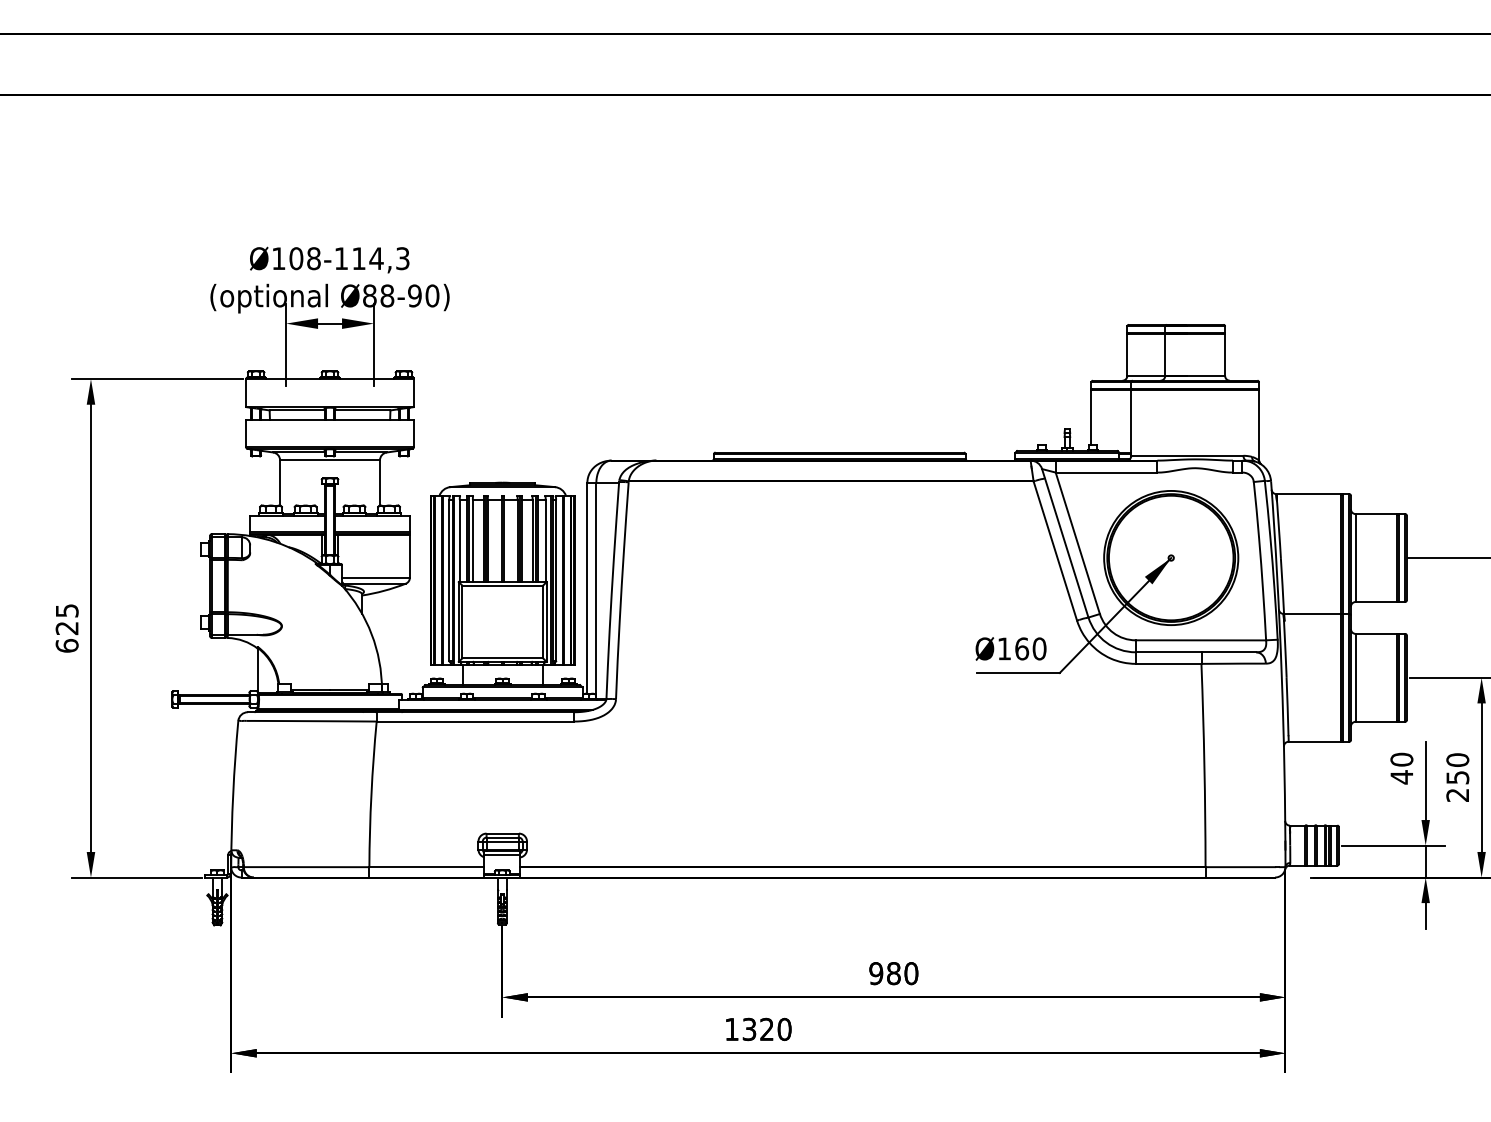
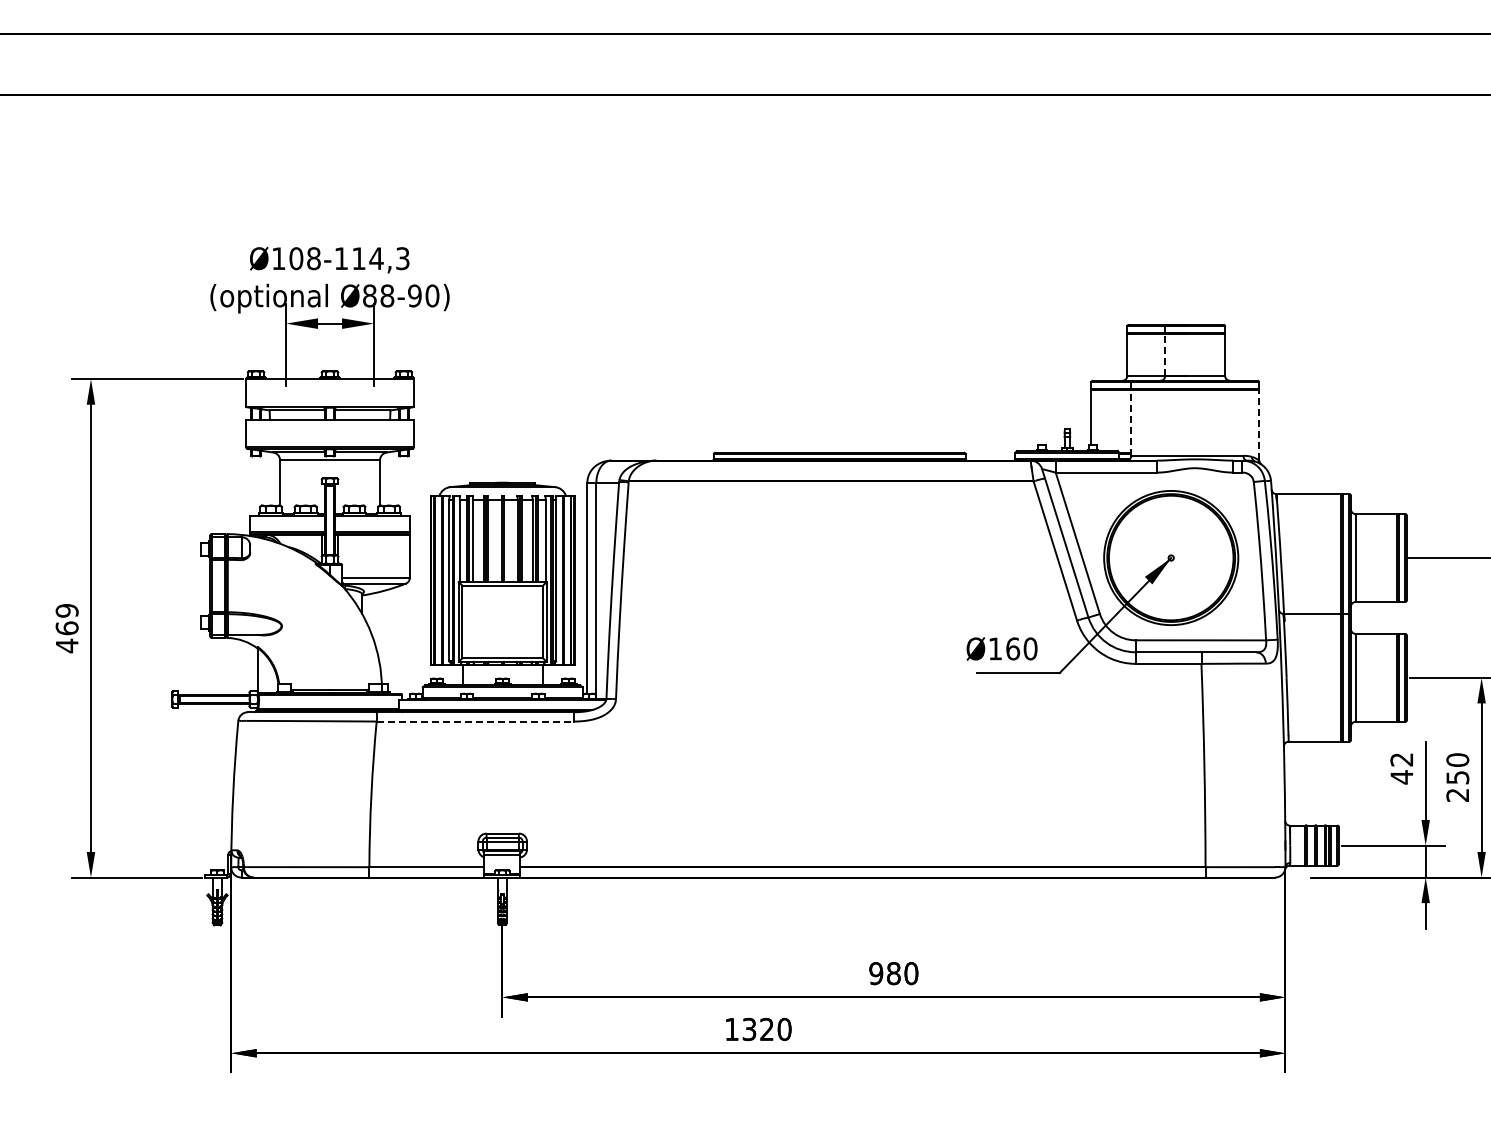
line: solid -> dashed (1165, 355)
line: solid -> dashed (1131, 423)
line: solid -> dashed (1259, 424)
text: 625 -> 469 (66, 628)
text position: (1010, 648) -> (1001, 648) (1001, 648)
line: solid -> dashed (475, 721)
text: 40 -> 42 (1401, 759)
